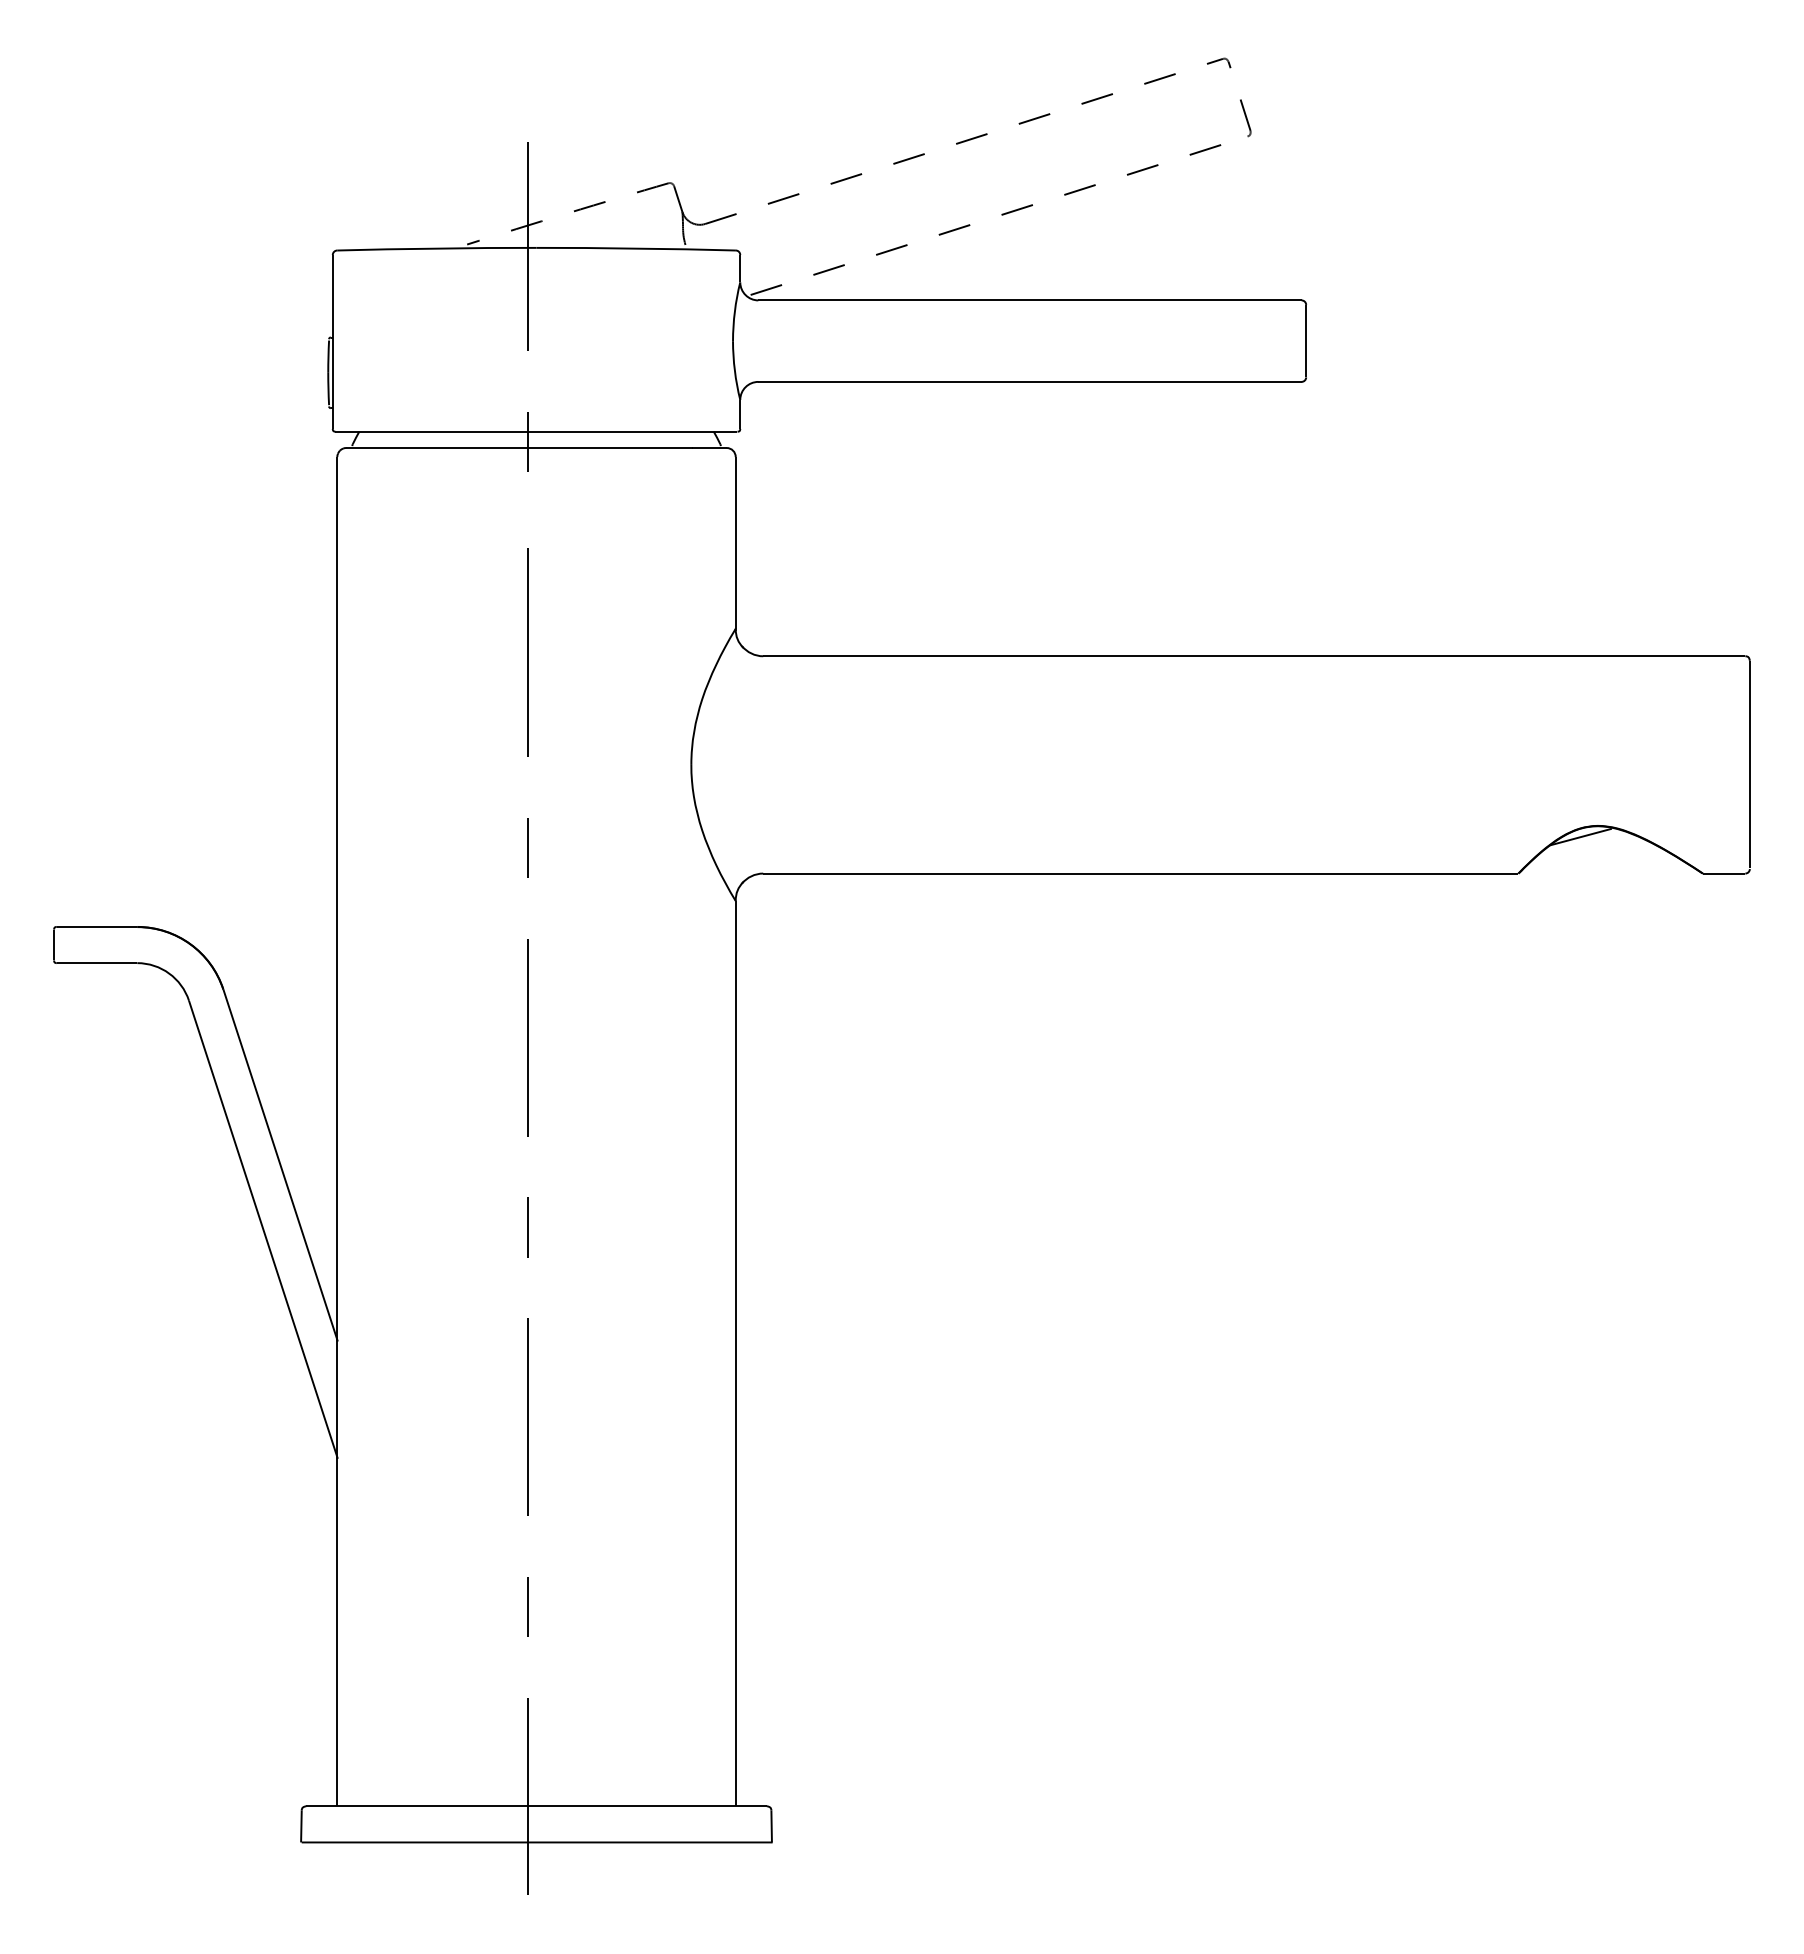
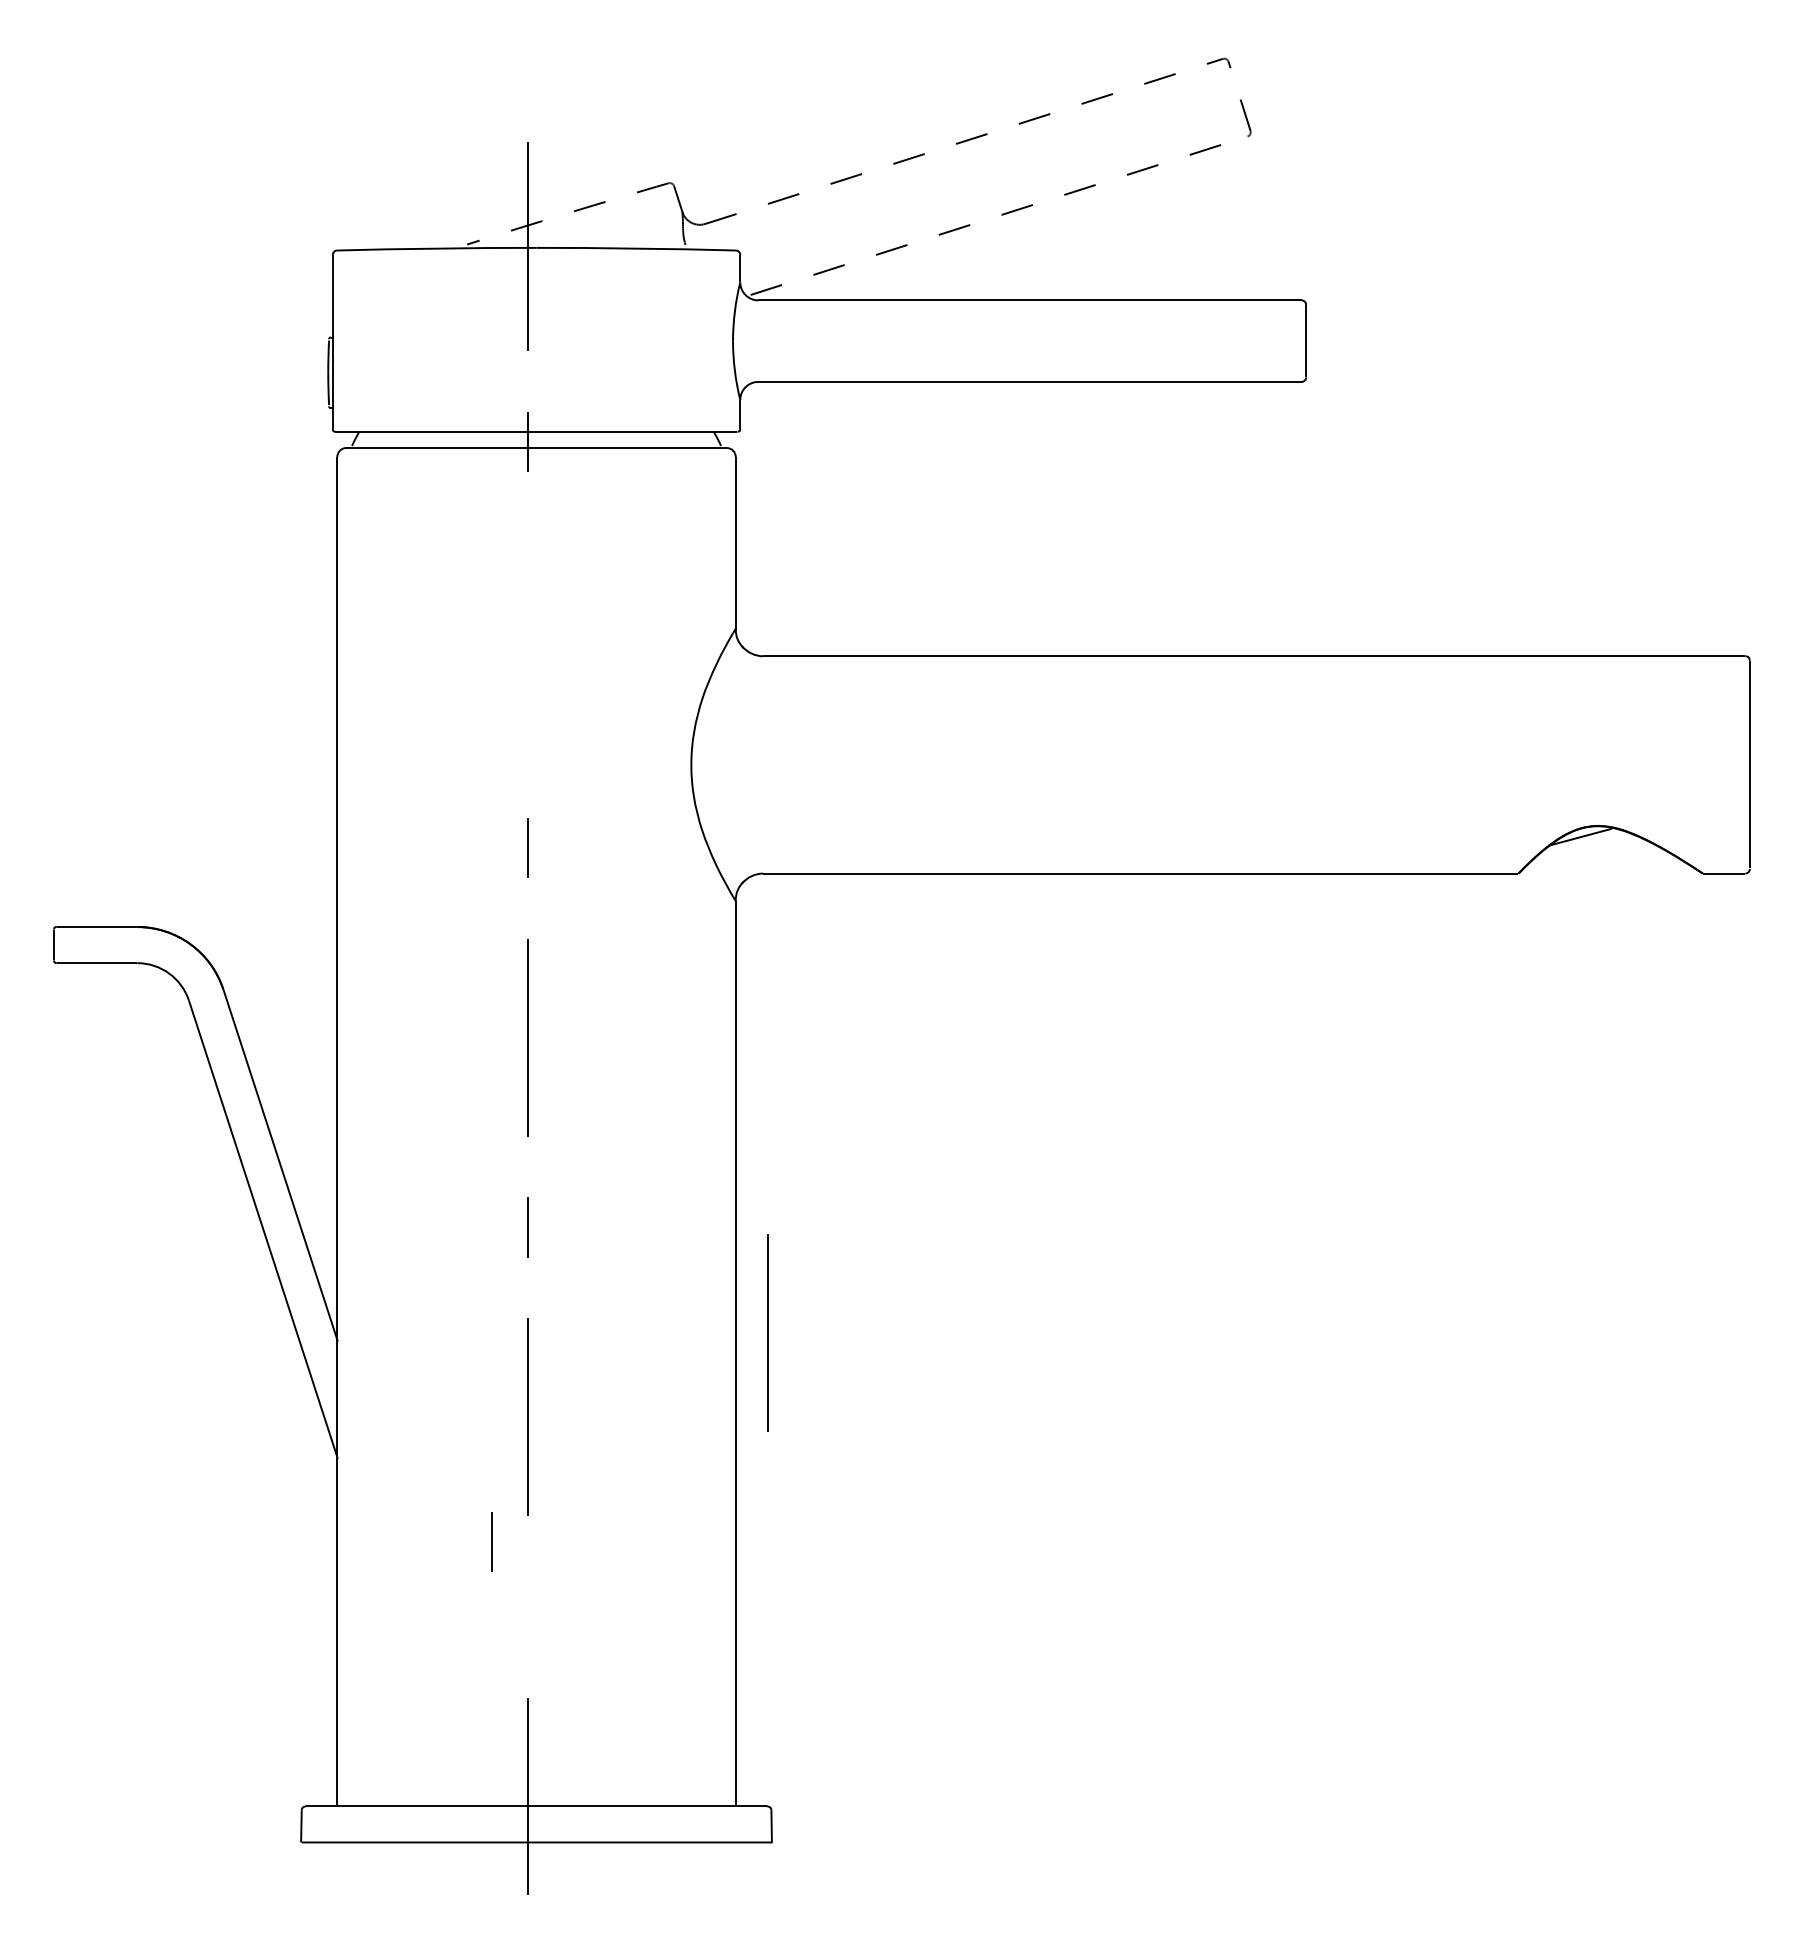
line: present -> none (527, 652)
line: none -> present (767, 1332)
line position: (527, 1606) -> (491, 1541) (491, 1541)
